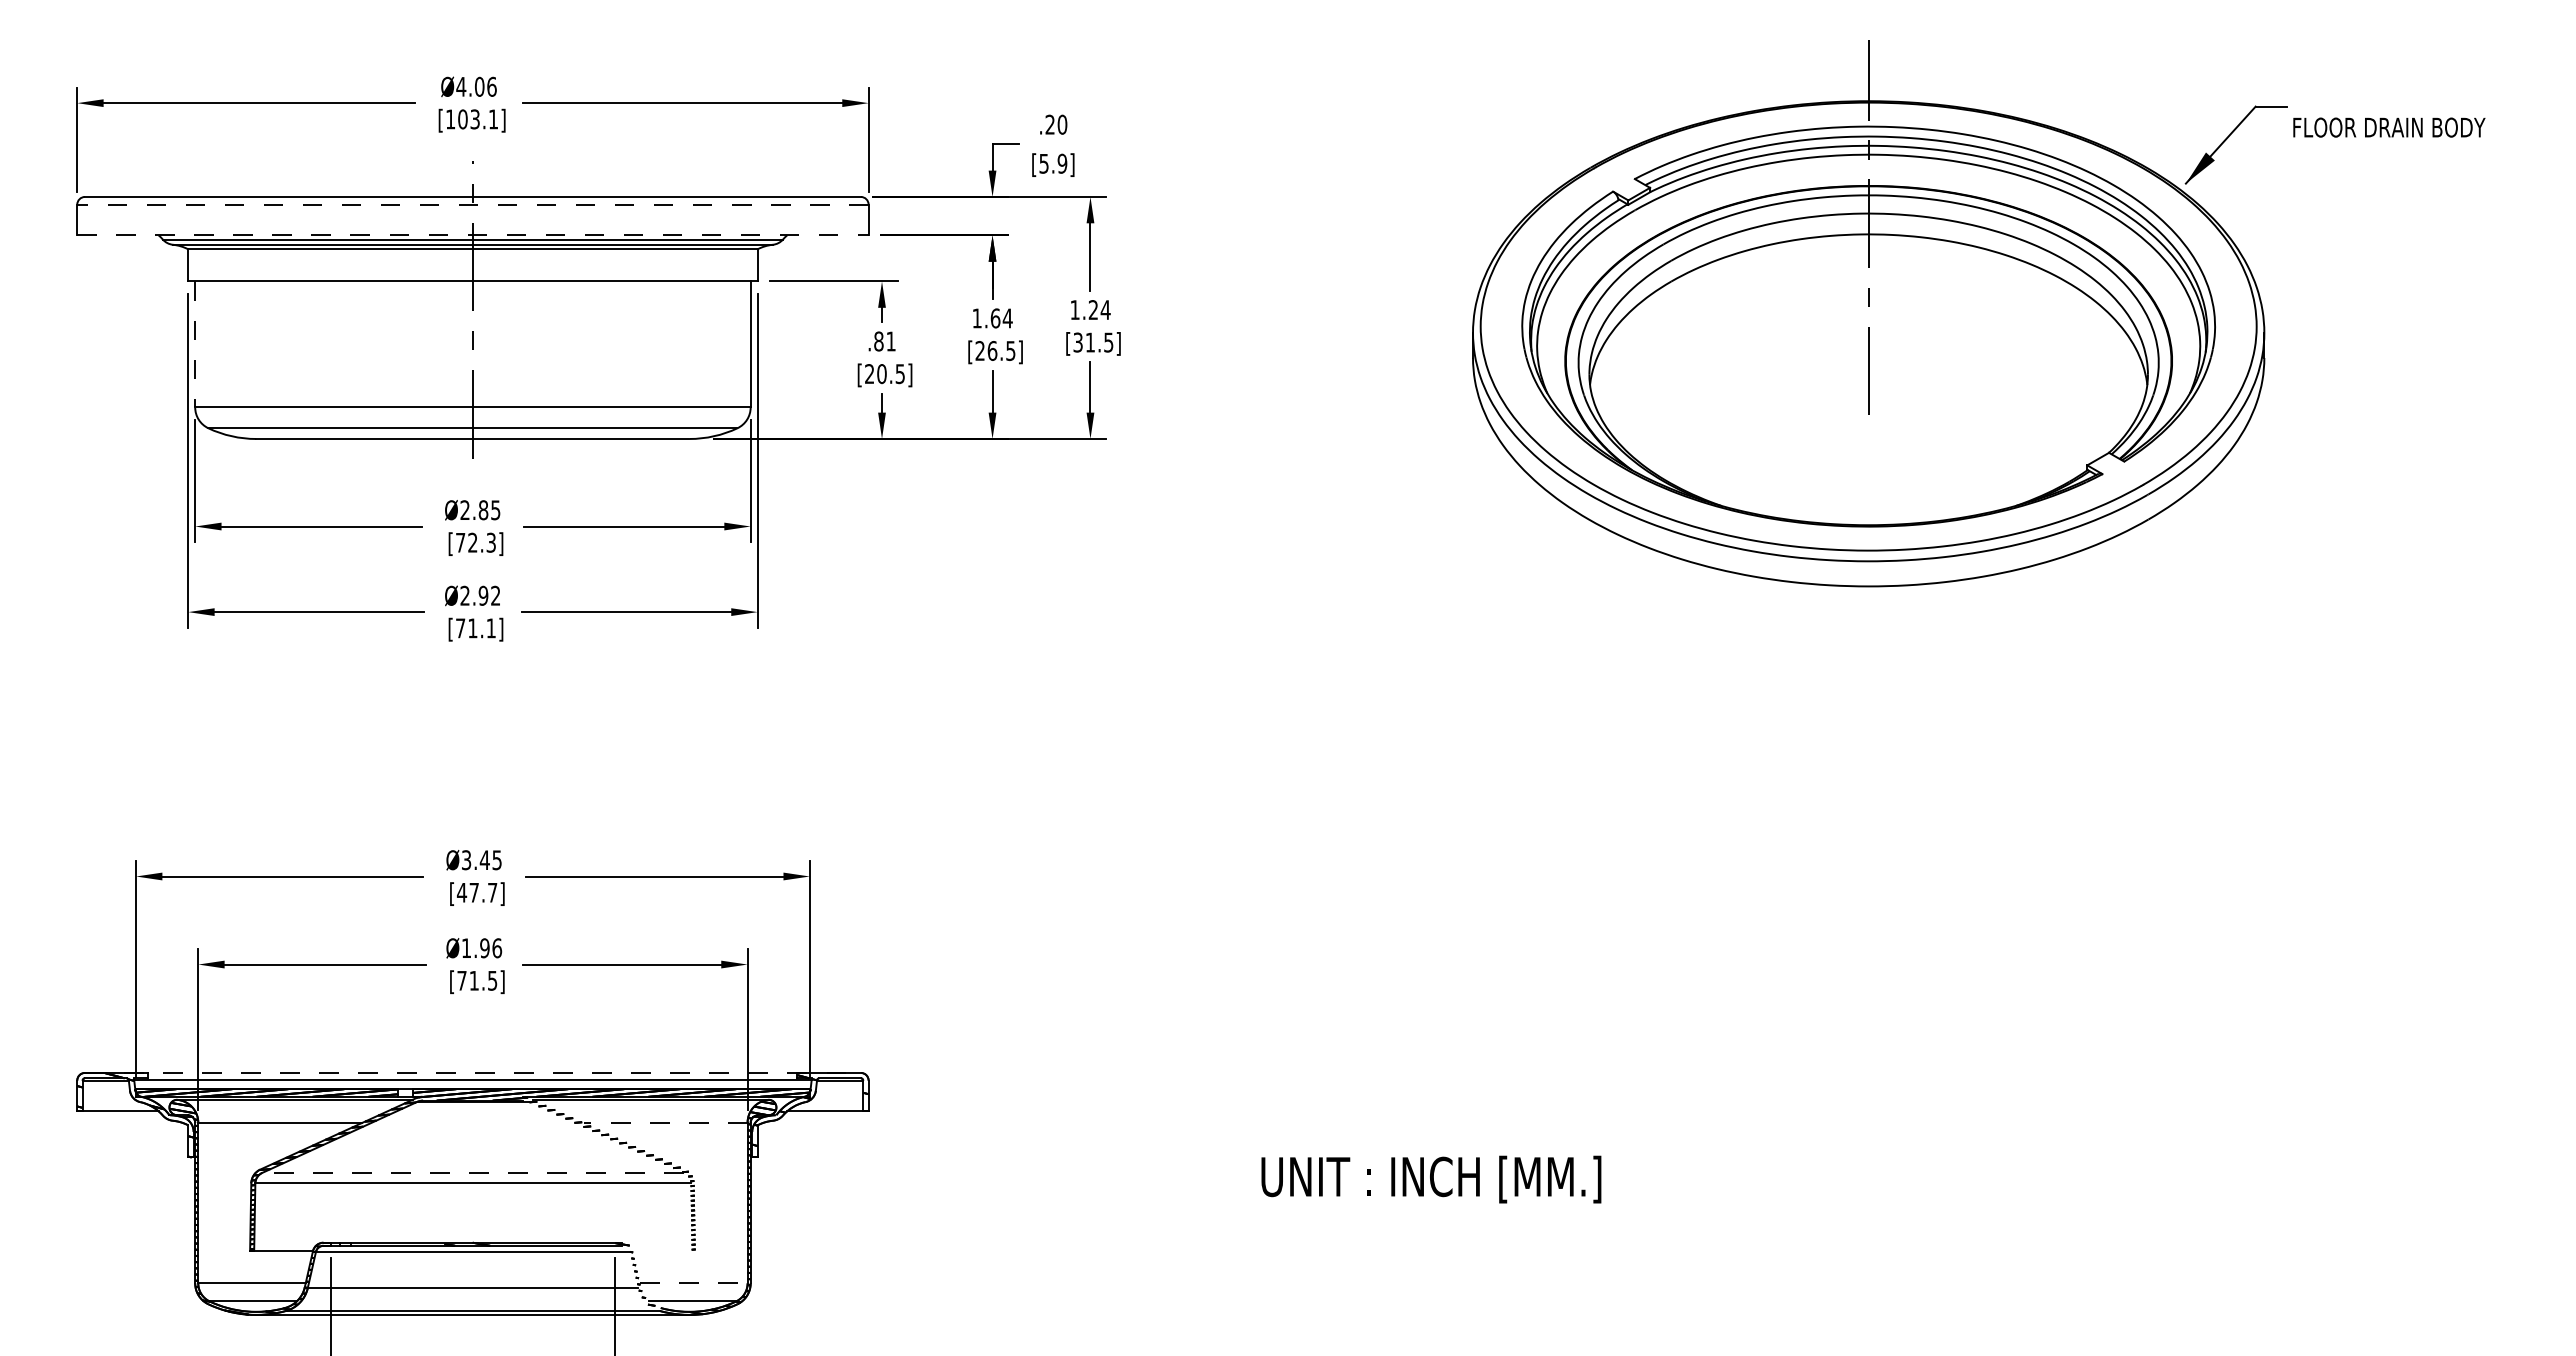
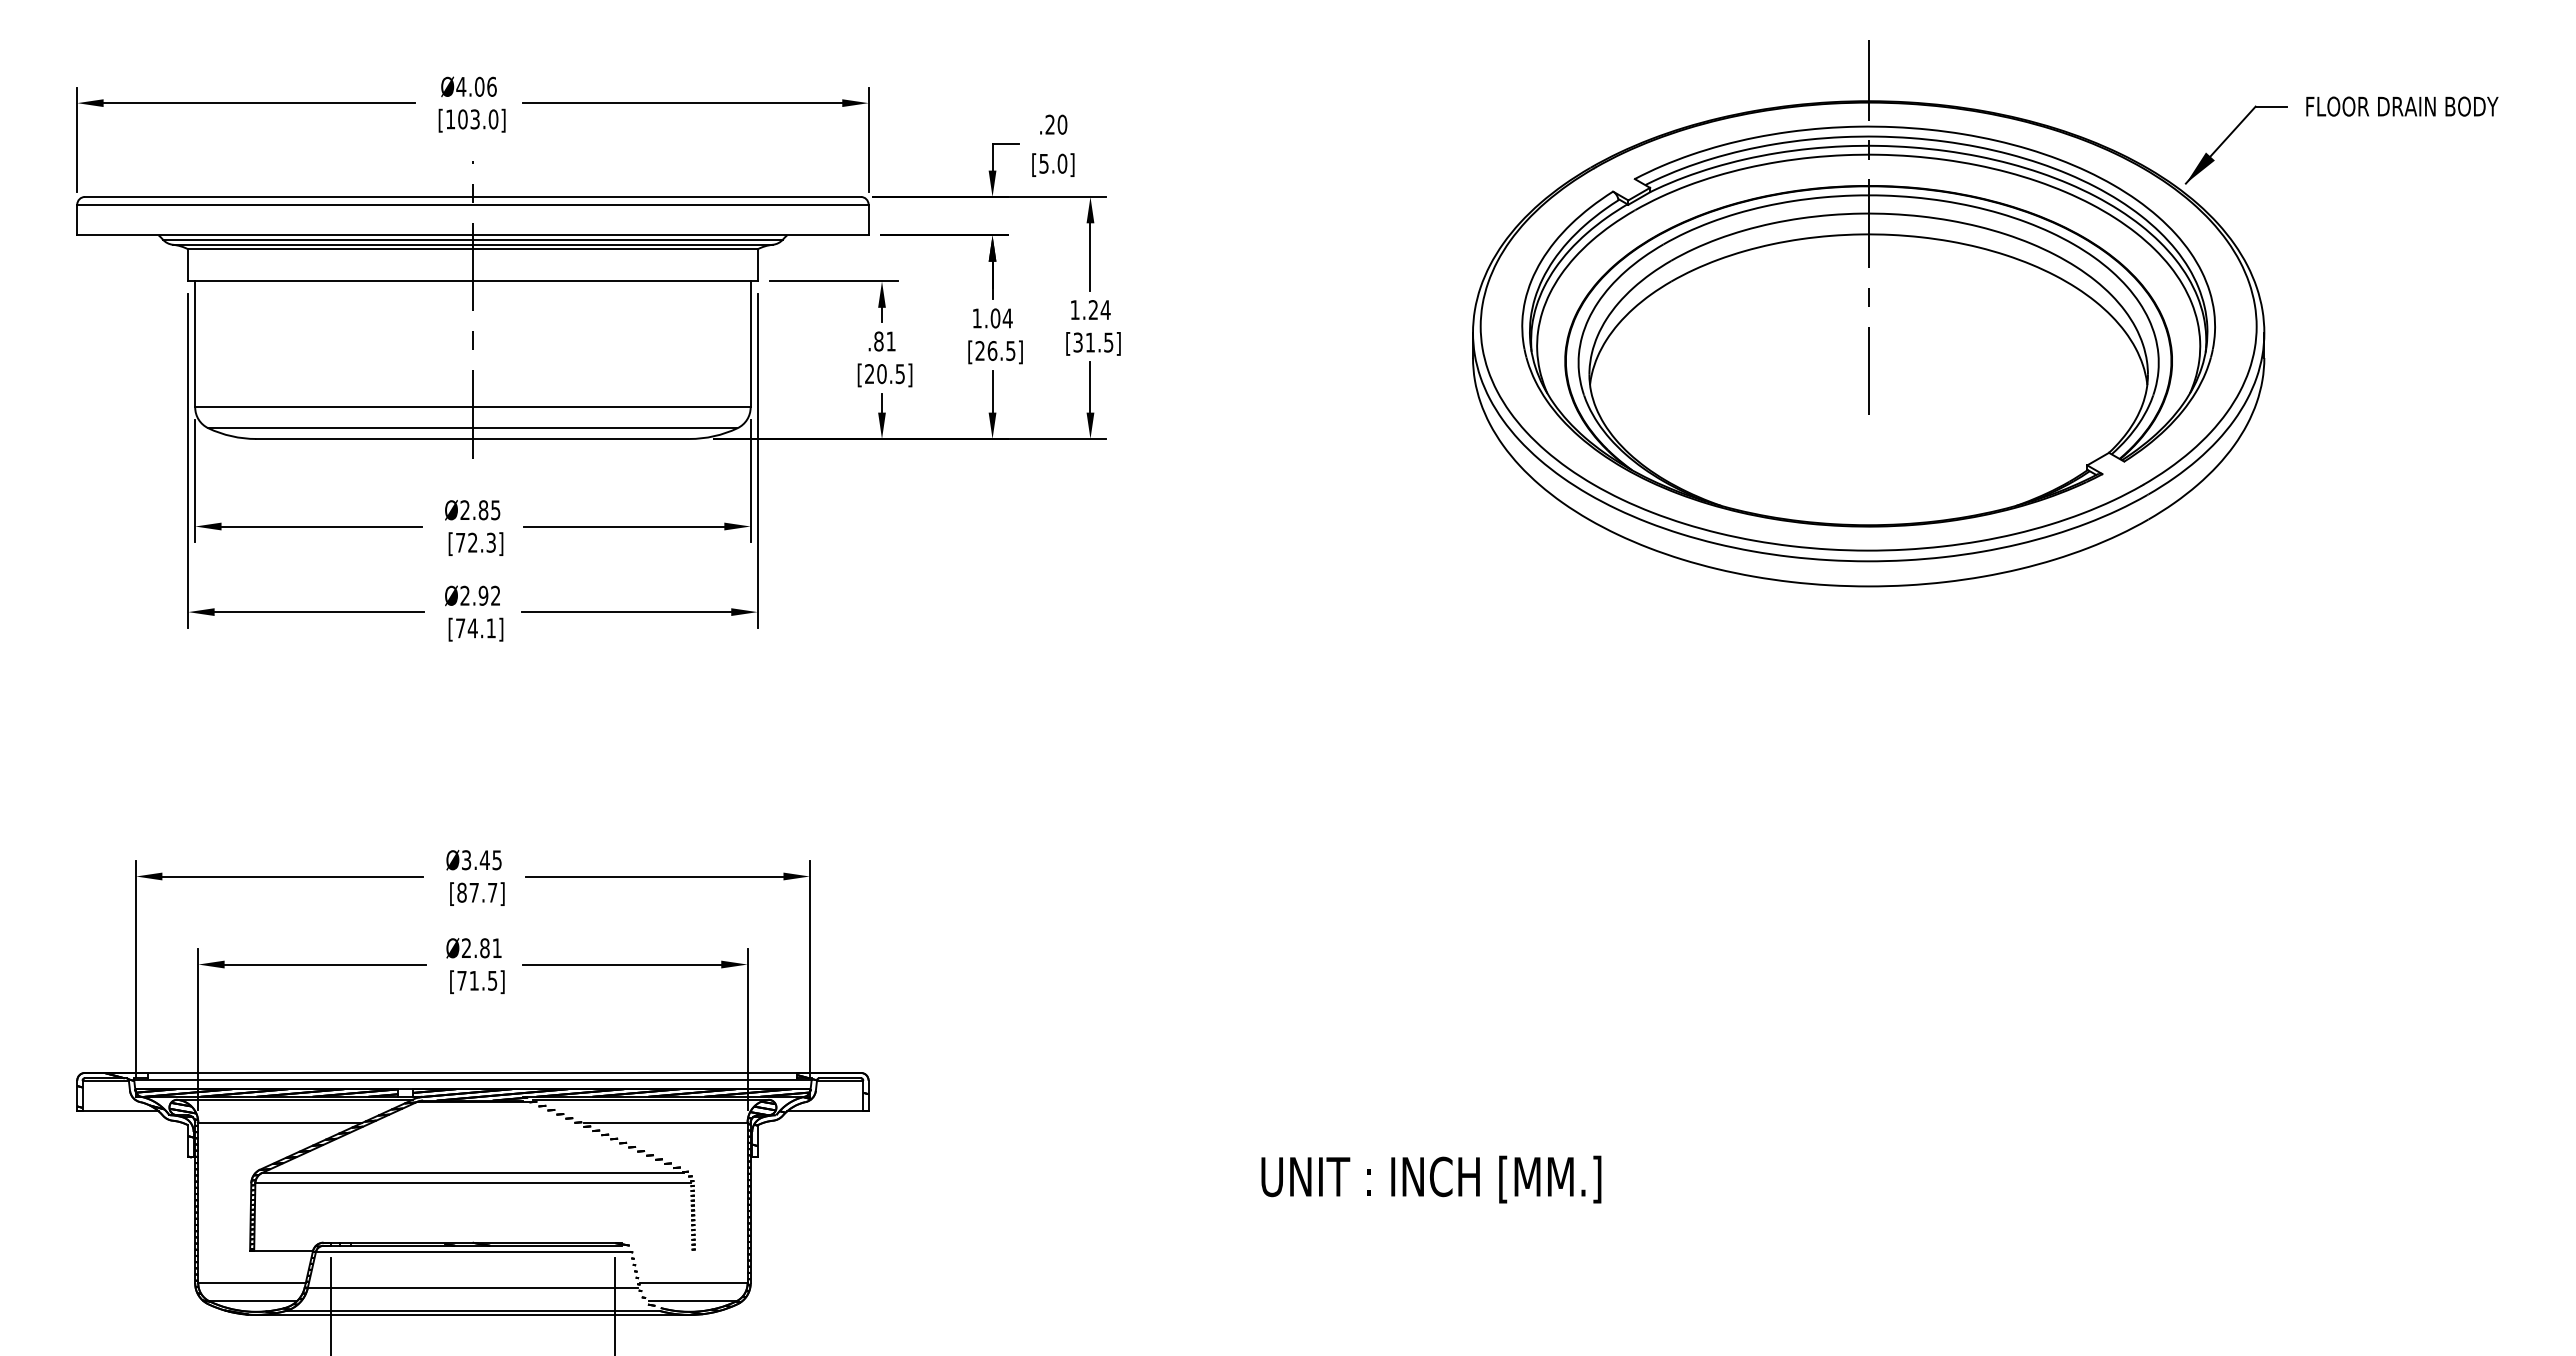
text: [103.1] -> [103.0] (493, 119)
text position: (2389, 127) -> (2402, 106) (2402, 106)
text: [5.9] -> [5.0] (1062, 163)
line: dashed -> solid (472, 204)
line: dashed -> solid (472, 235)
text: 1.64 -> 1.04 (995, 318)
line: dashed -> solid (195, 344)
text: [71.1] -> [74.1] (472, 628)
text: [47.7] -> [87.7] (461, 892)
text: Ø1.96 -> Ø2.81 (481, 948)
line: dashed -> solid (472, 1072)
line: dashed -> solid (665, 1122)
line: dashed -> solid (472, 1173)
line: dashed -> solid (693, 1283)
